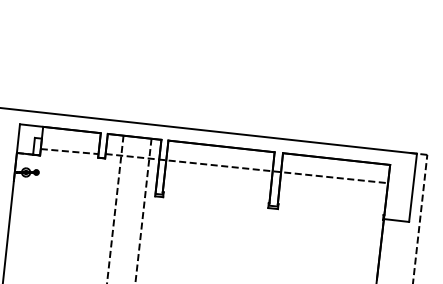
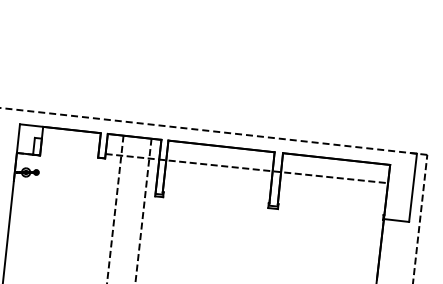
line: solid -> dashed (208, 130)
line: present -> none (69, 151)
